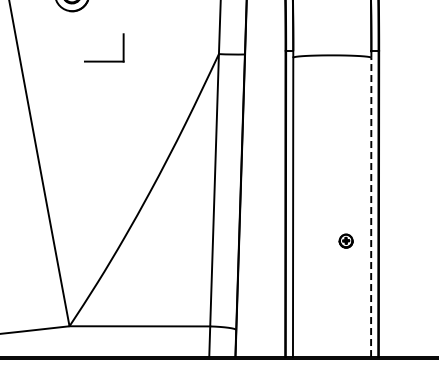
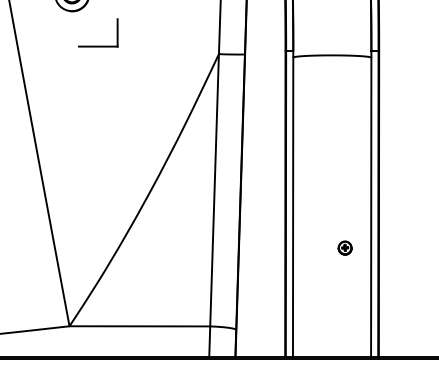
part position: (104, 60) -> (98, 45) (98, 45)
line: dashed -> solid (371, 207)
part position: (345, 240) -> (344, 247) (344, 247)
